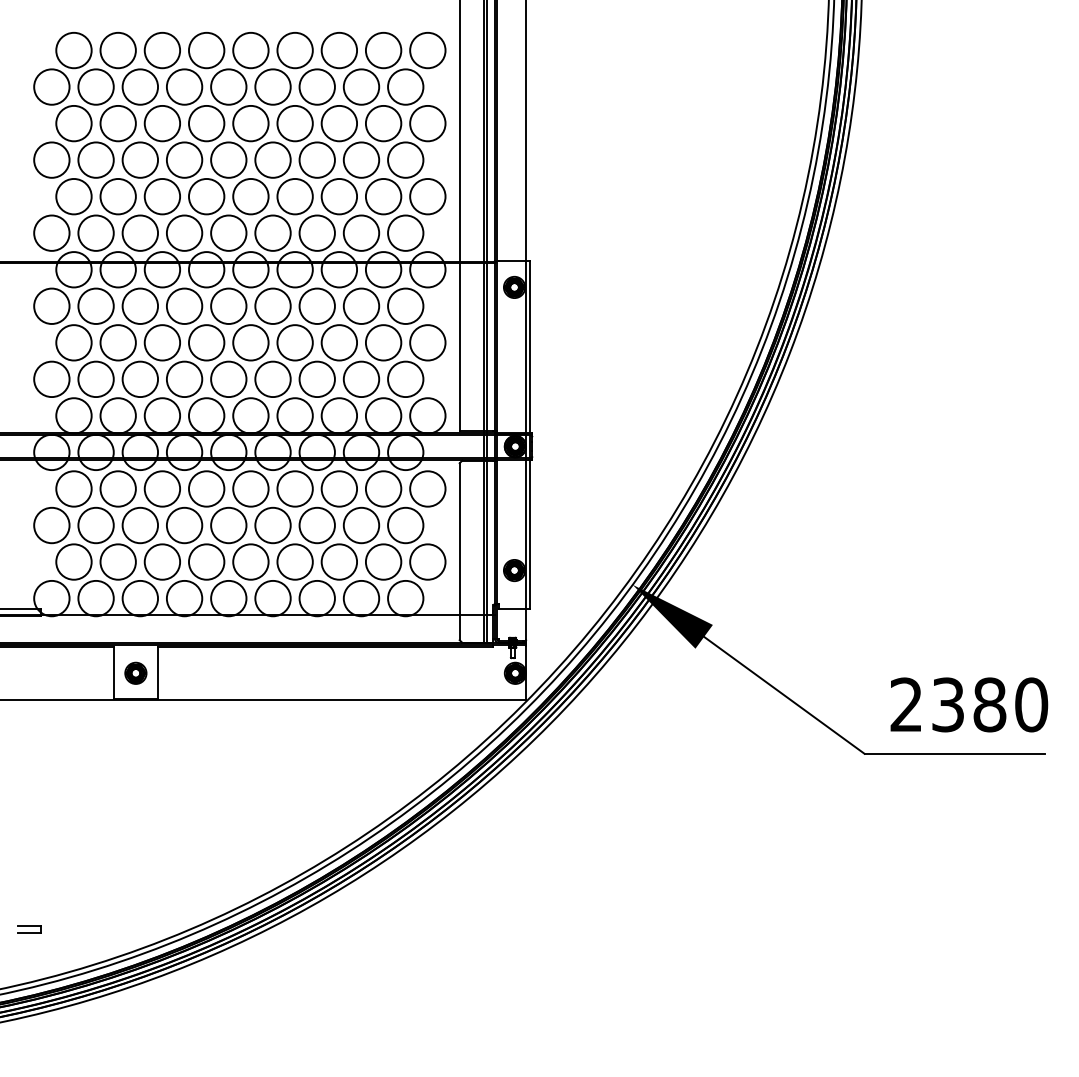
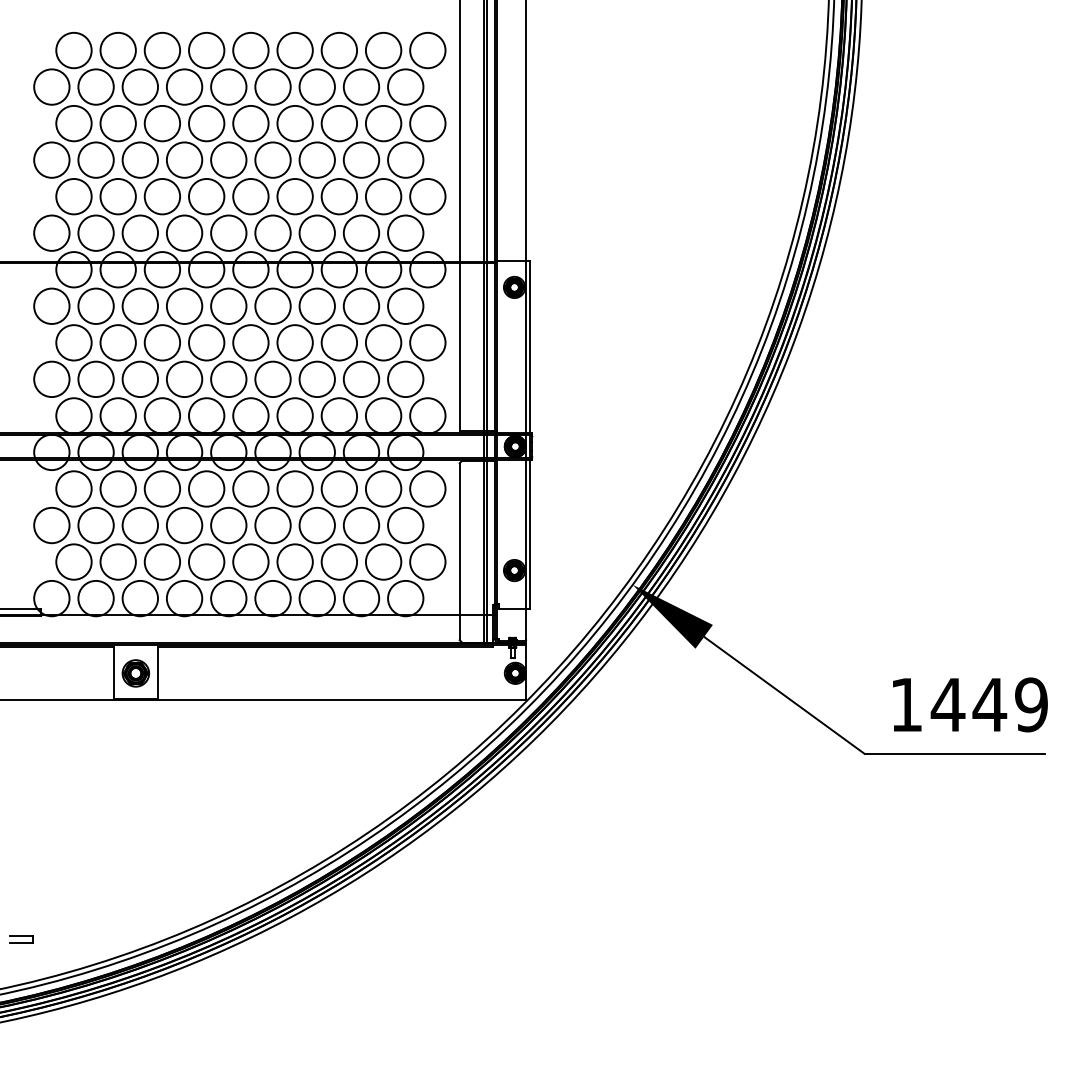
part size: 24x24 px -> 29x29 px (135, 673)
text: 2380 -> 1449 (969, 704)
part position: (29, 929) -> (21, 939) (21, 939)
